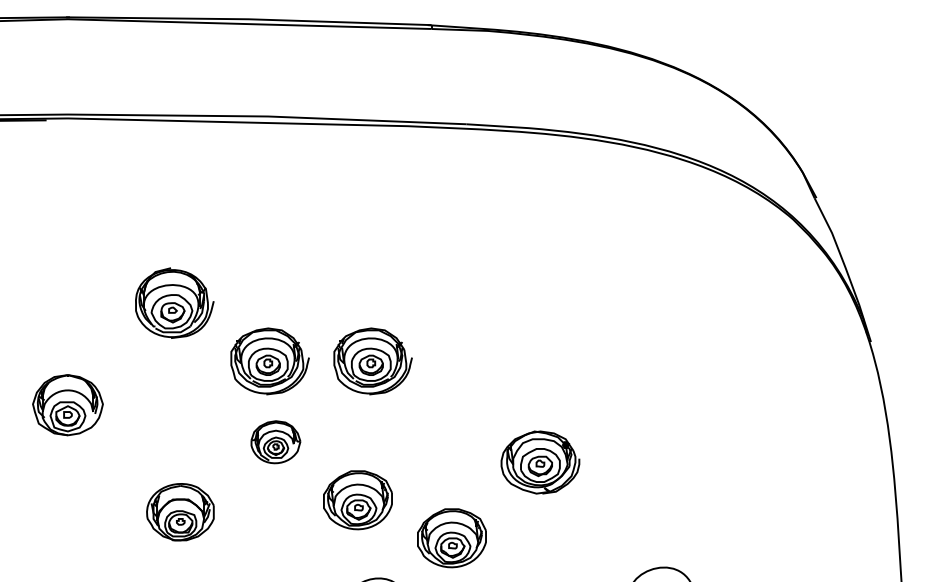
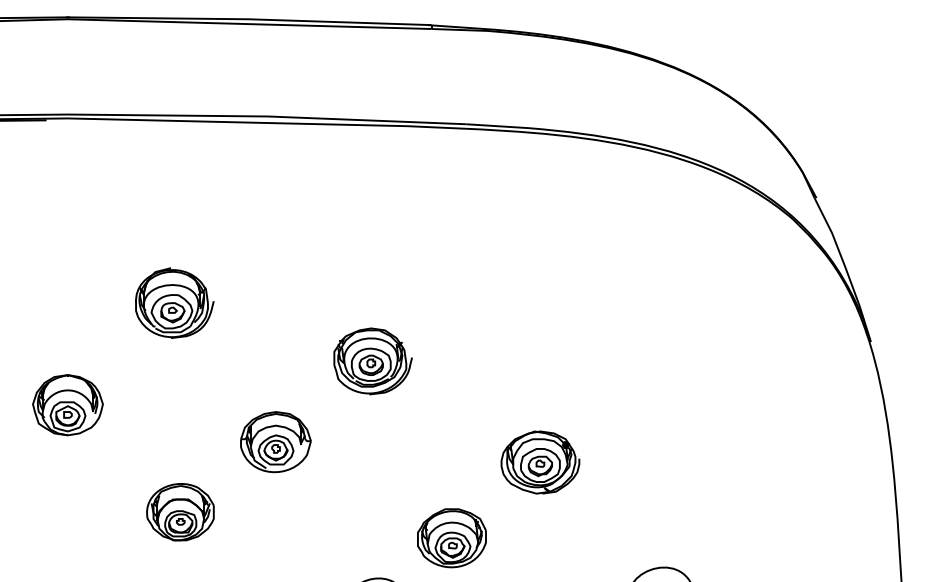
part: present -> none (269, 361)
part size: 52x45 px -> 72x63 px (275, 442)
part: present -> none (357, 500)
